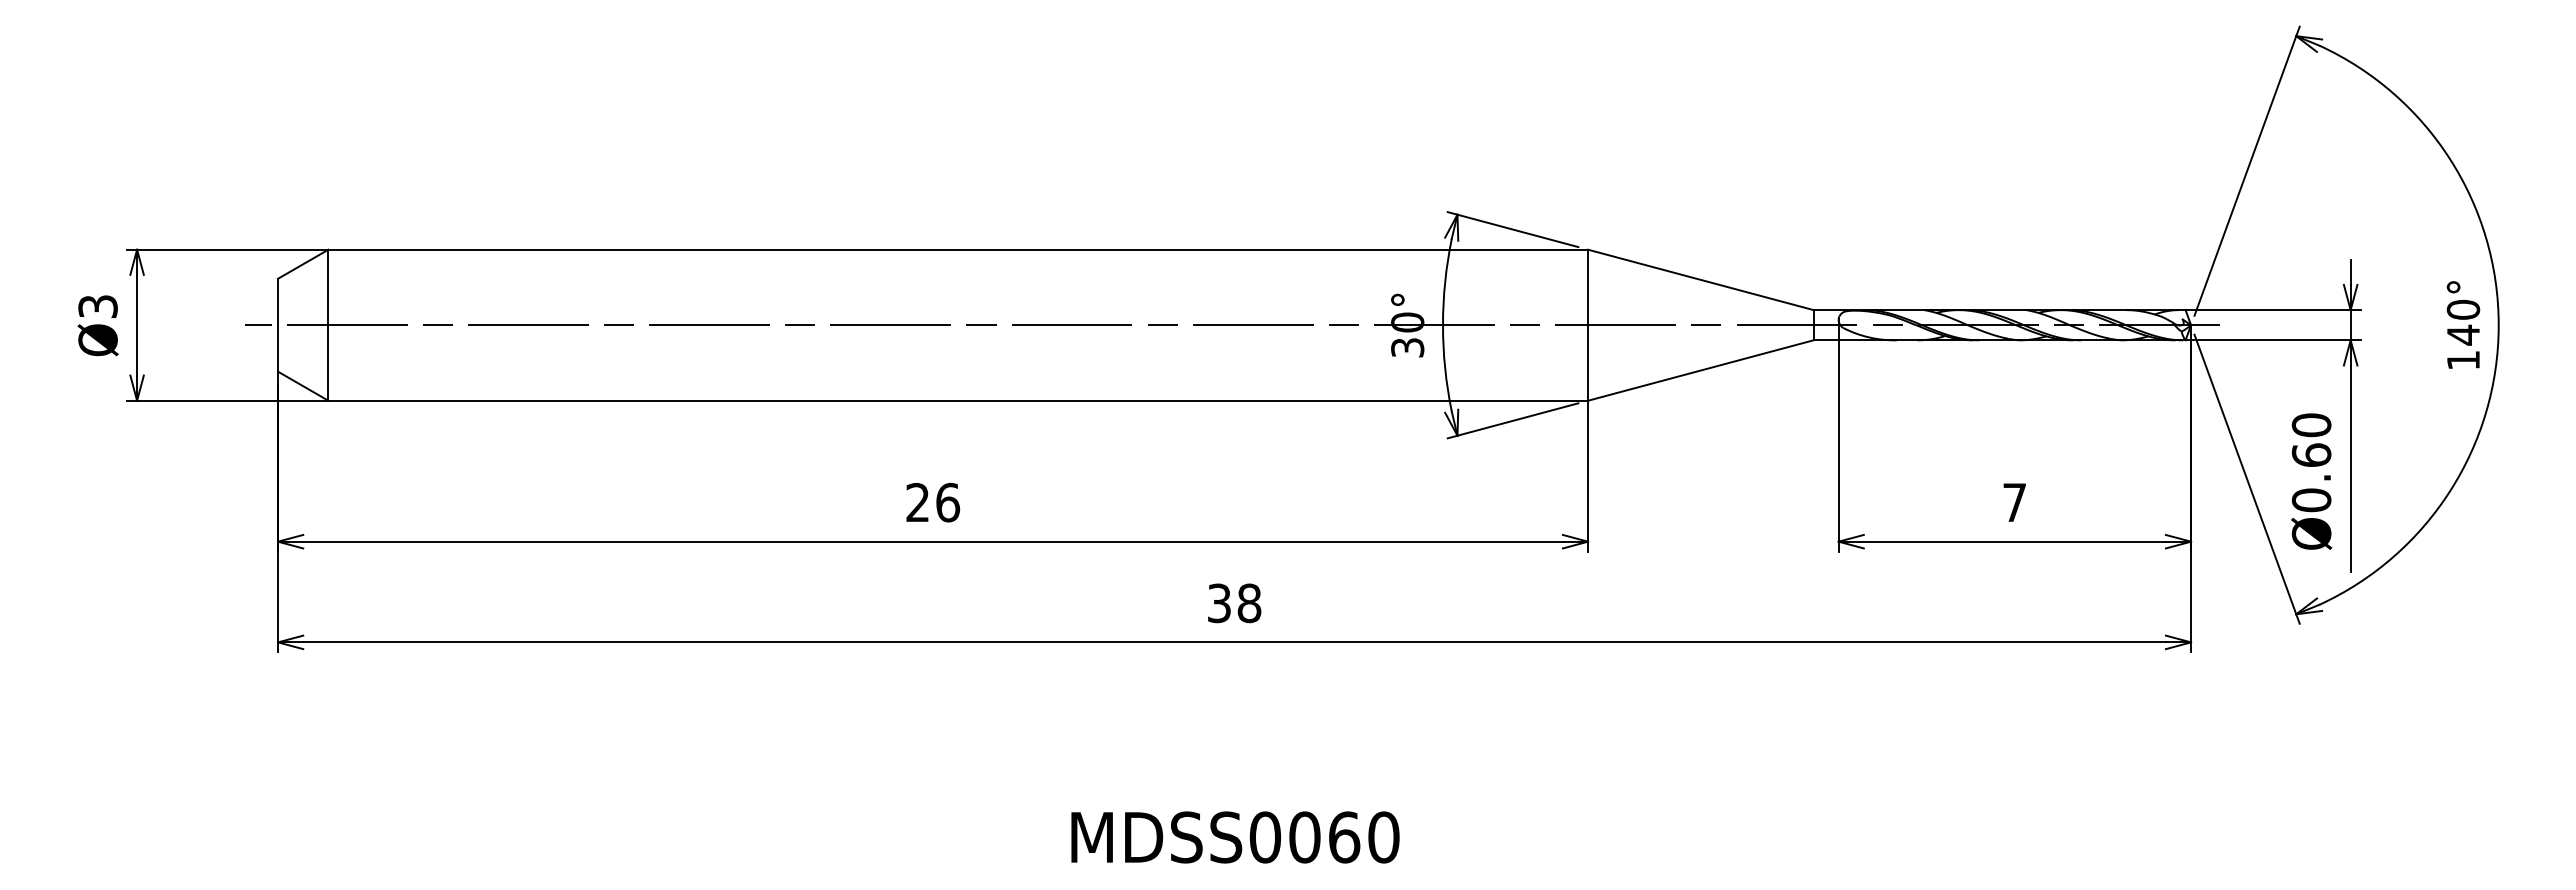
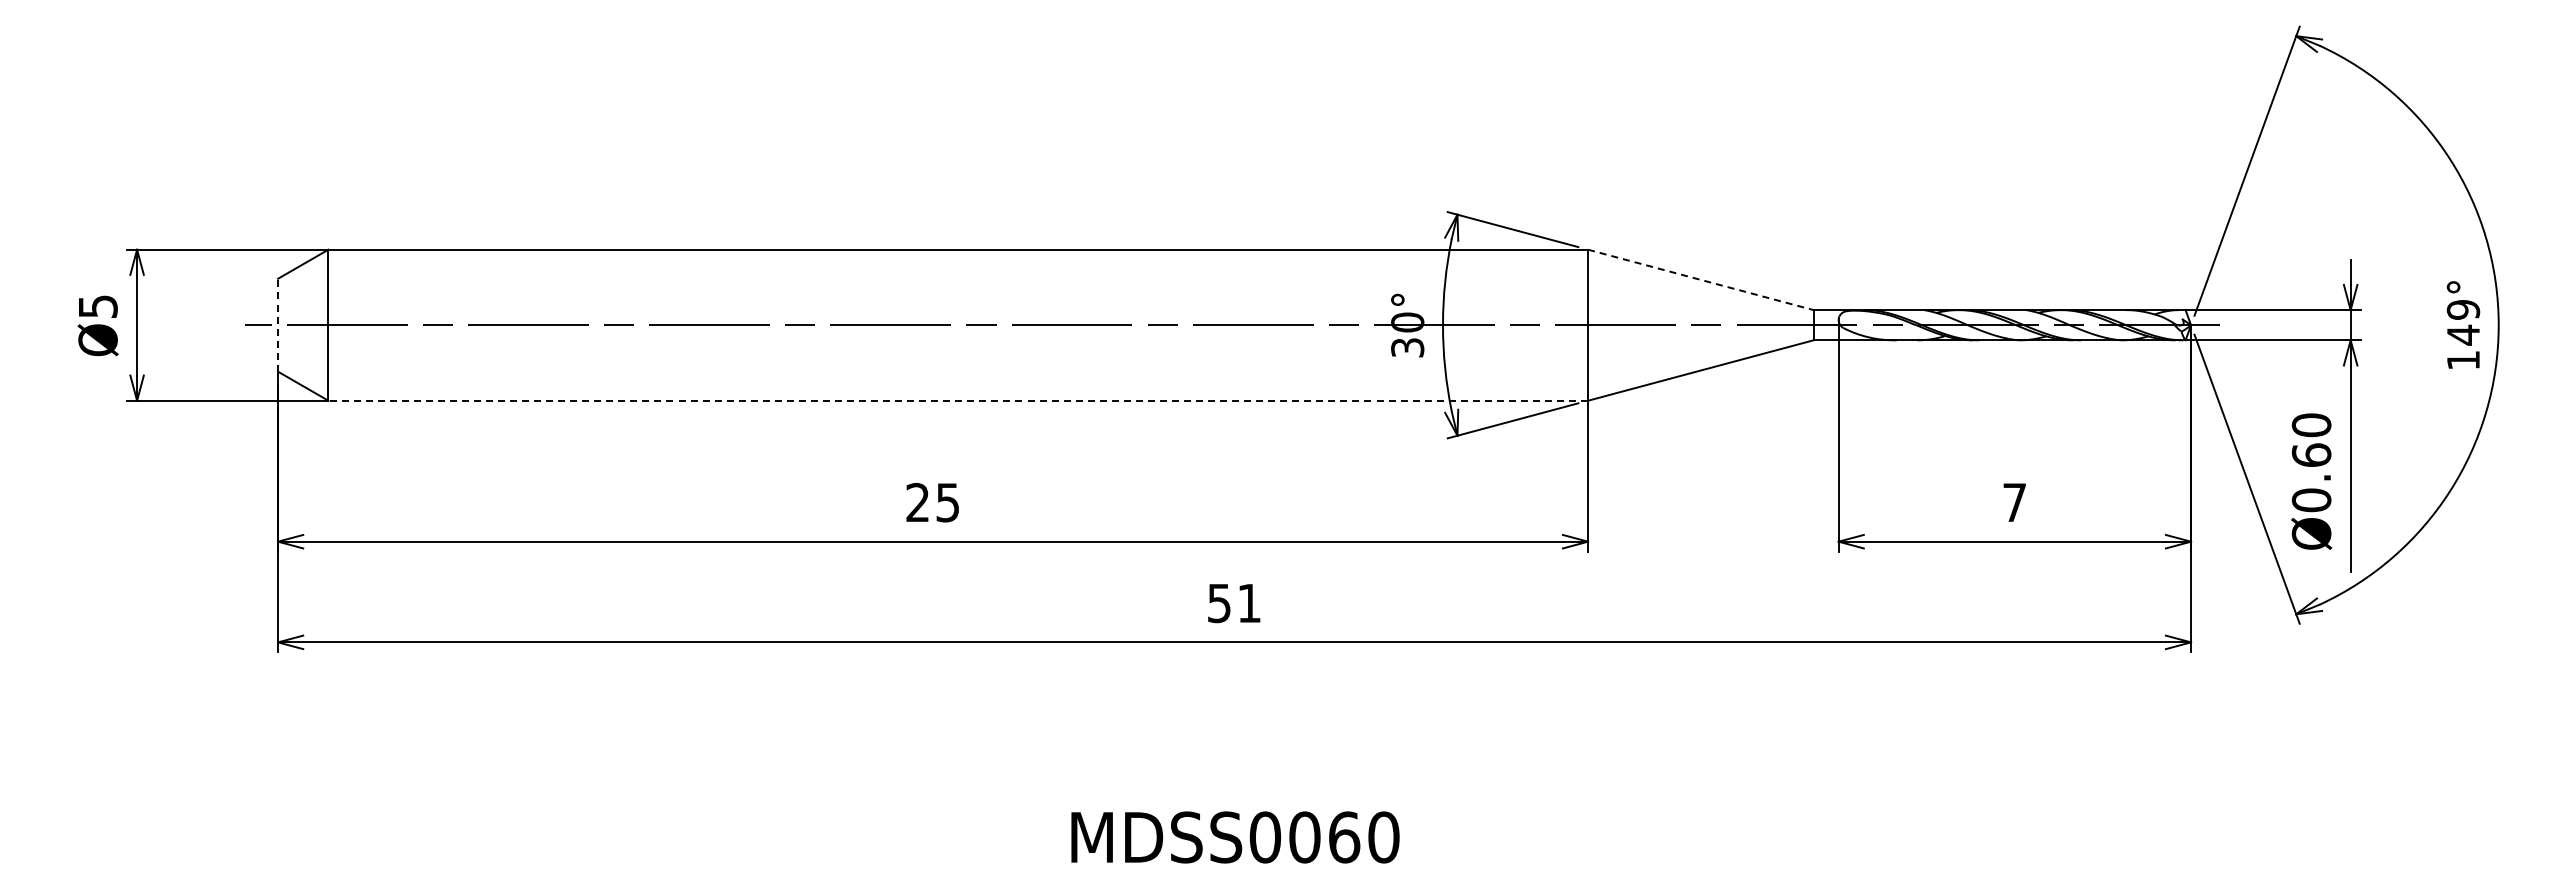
line: solid -> dashed (1700, 279)
text: Ø3 -> Ø5 (97, 306)
text: 140° -> 149° (2463, 309)
line: solid -> dashed (278, 324)
line: solid -> dashed (958, 400)
text: 26 -> 25 (948, 502)
text: 38 -> 51 (1234, 603)
